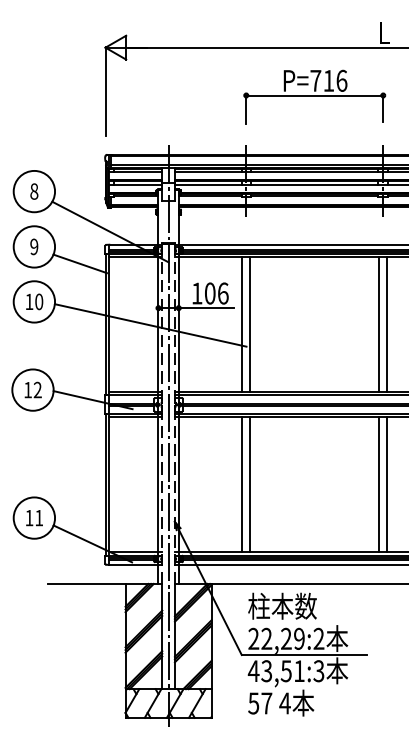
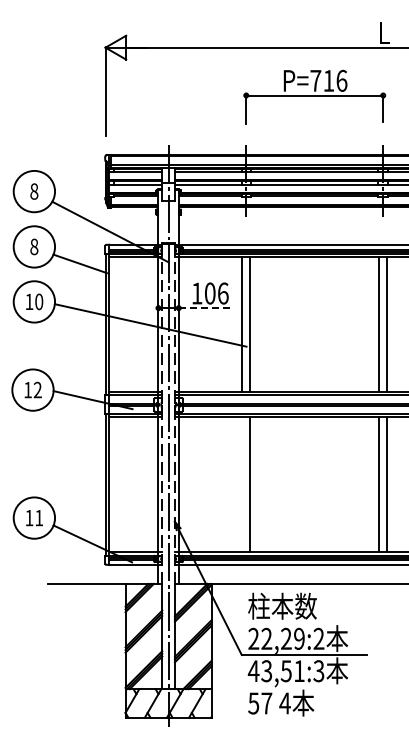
text: 9 -> 8 (34, 246)
line: solid -> dashed (206, 308)
line: present -> none (242, 484)
